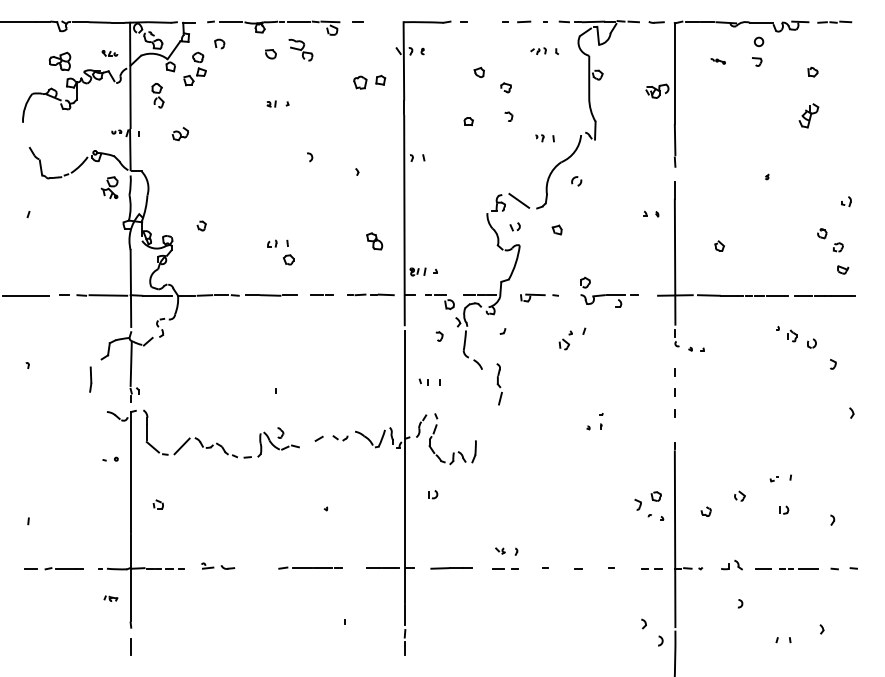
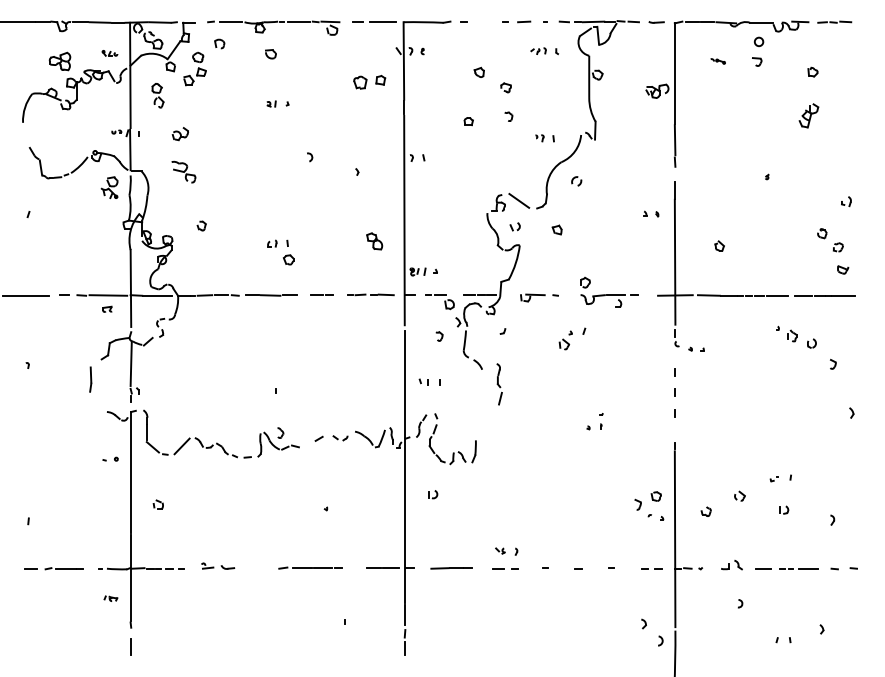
line: none -> present (382, 21)
part position: (300, 49) -> (183, 171) (183, 171)
part: none -> present (107, 308)
